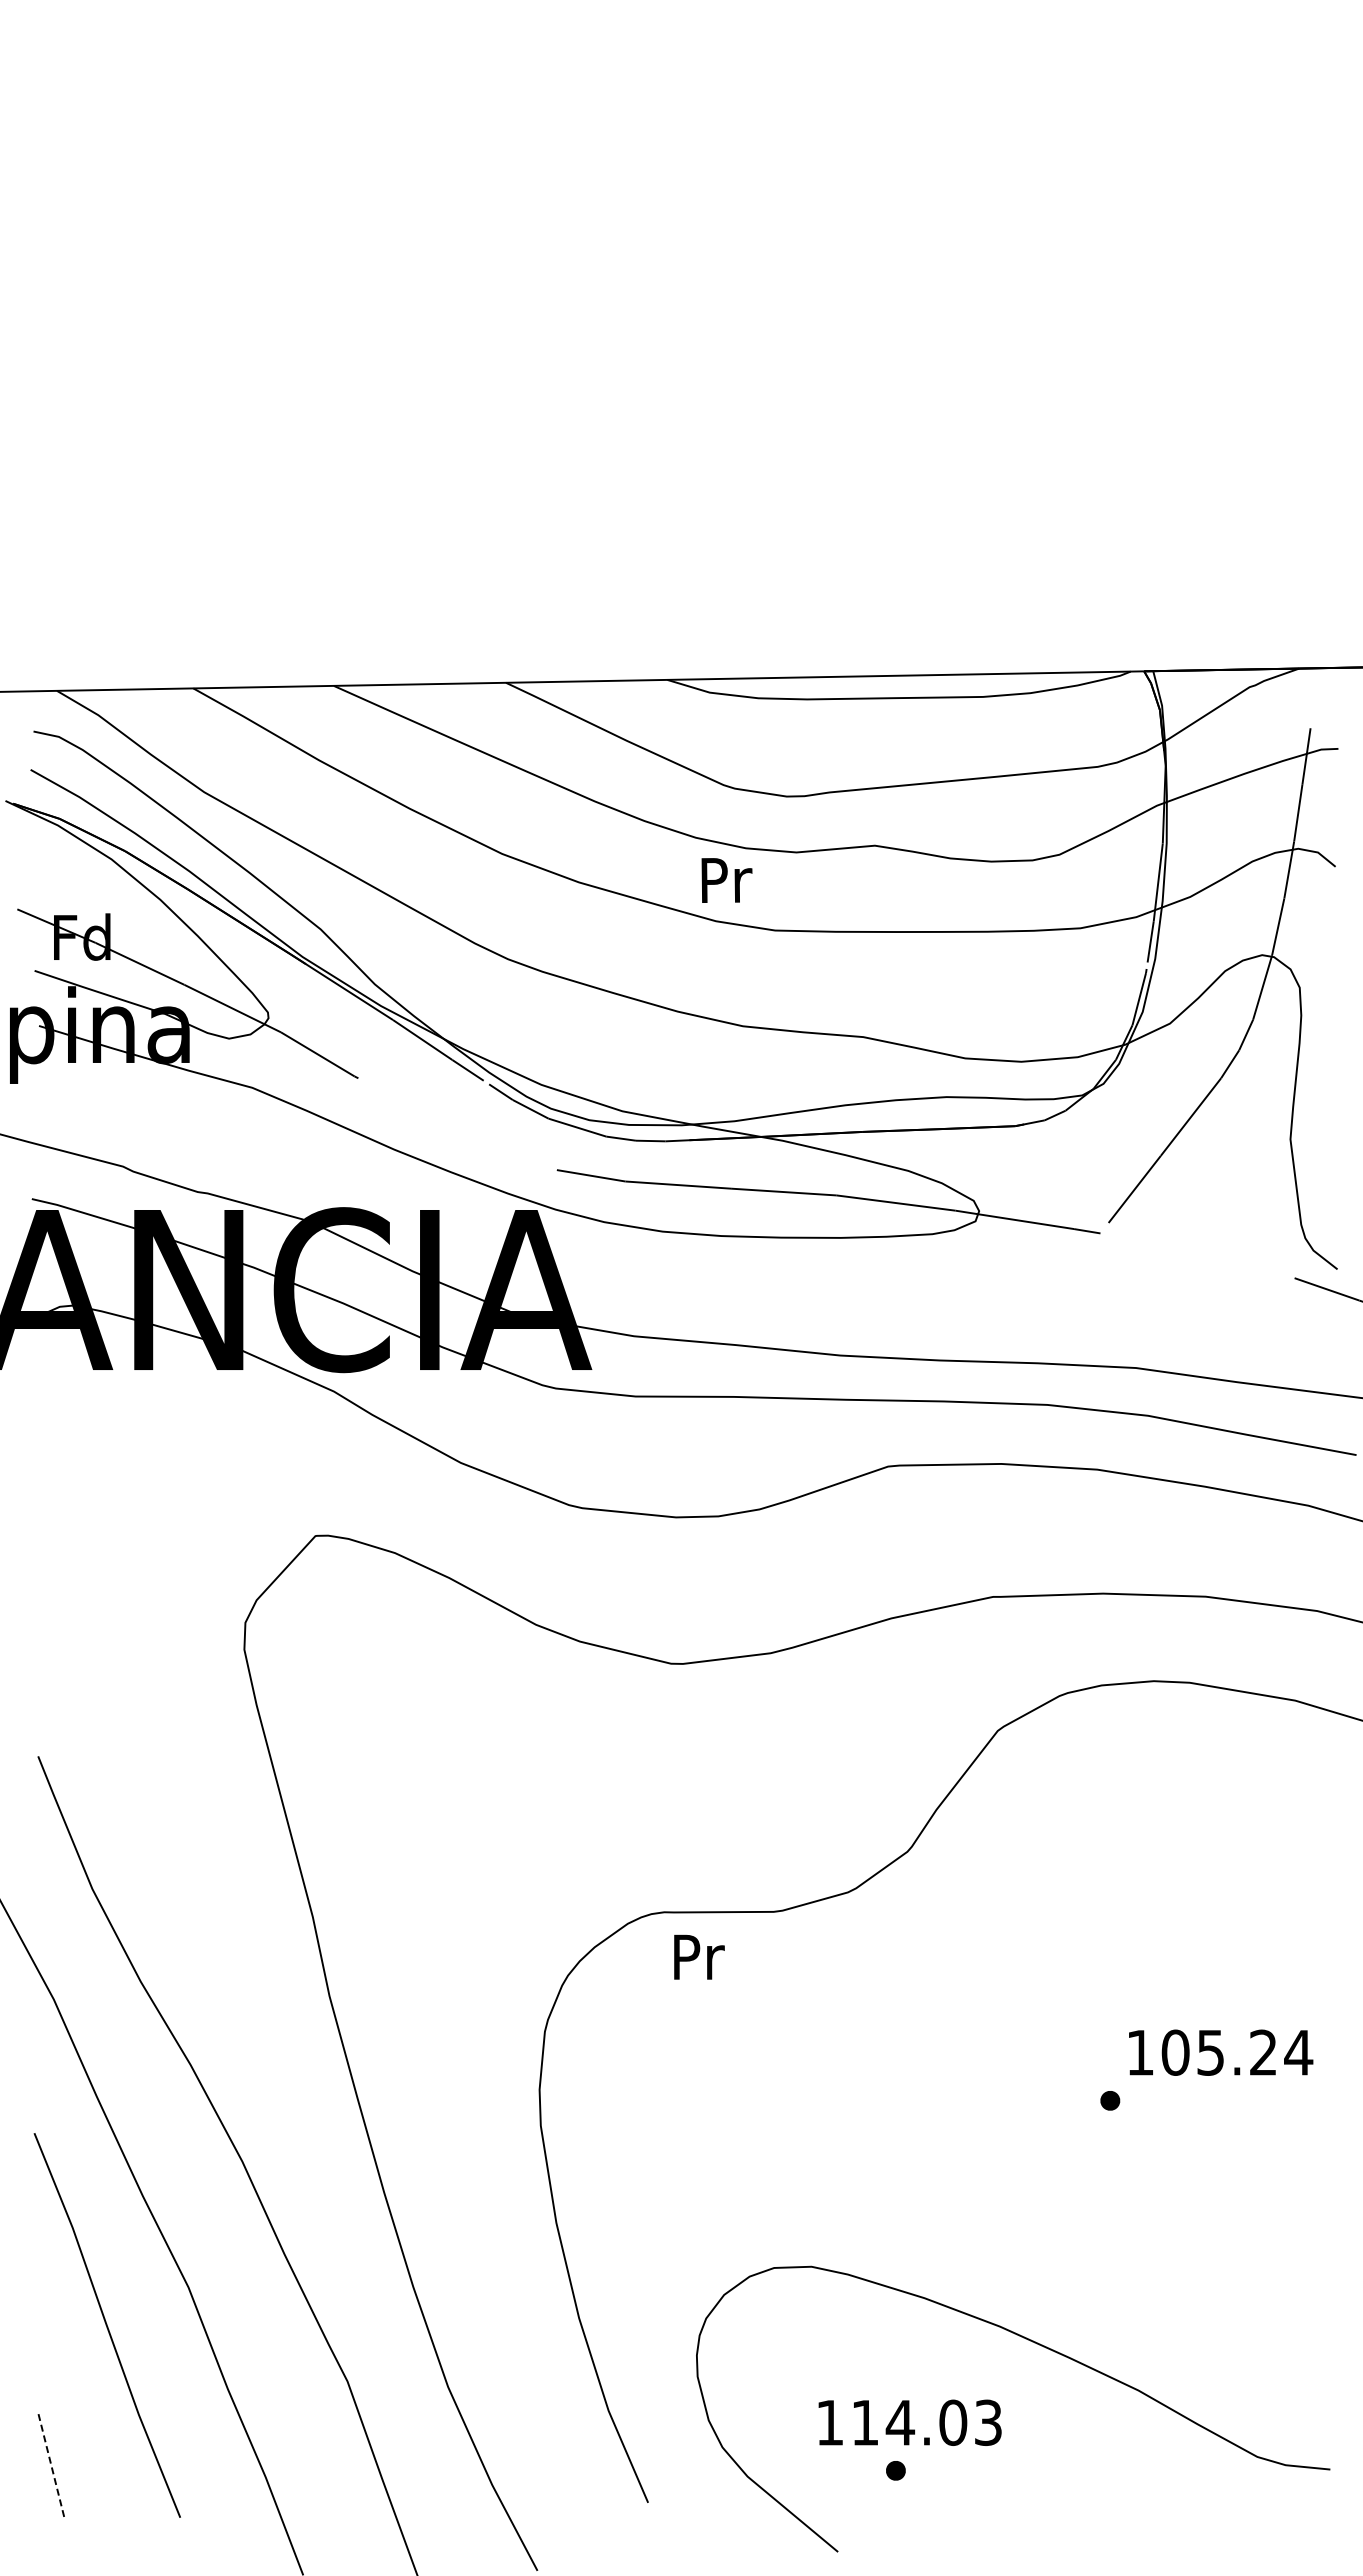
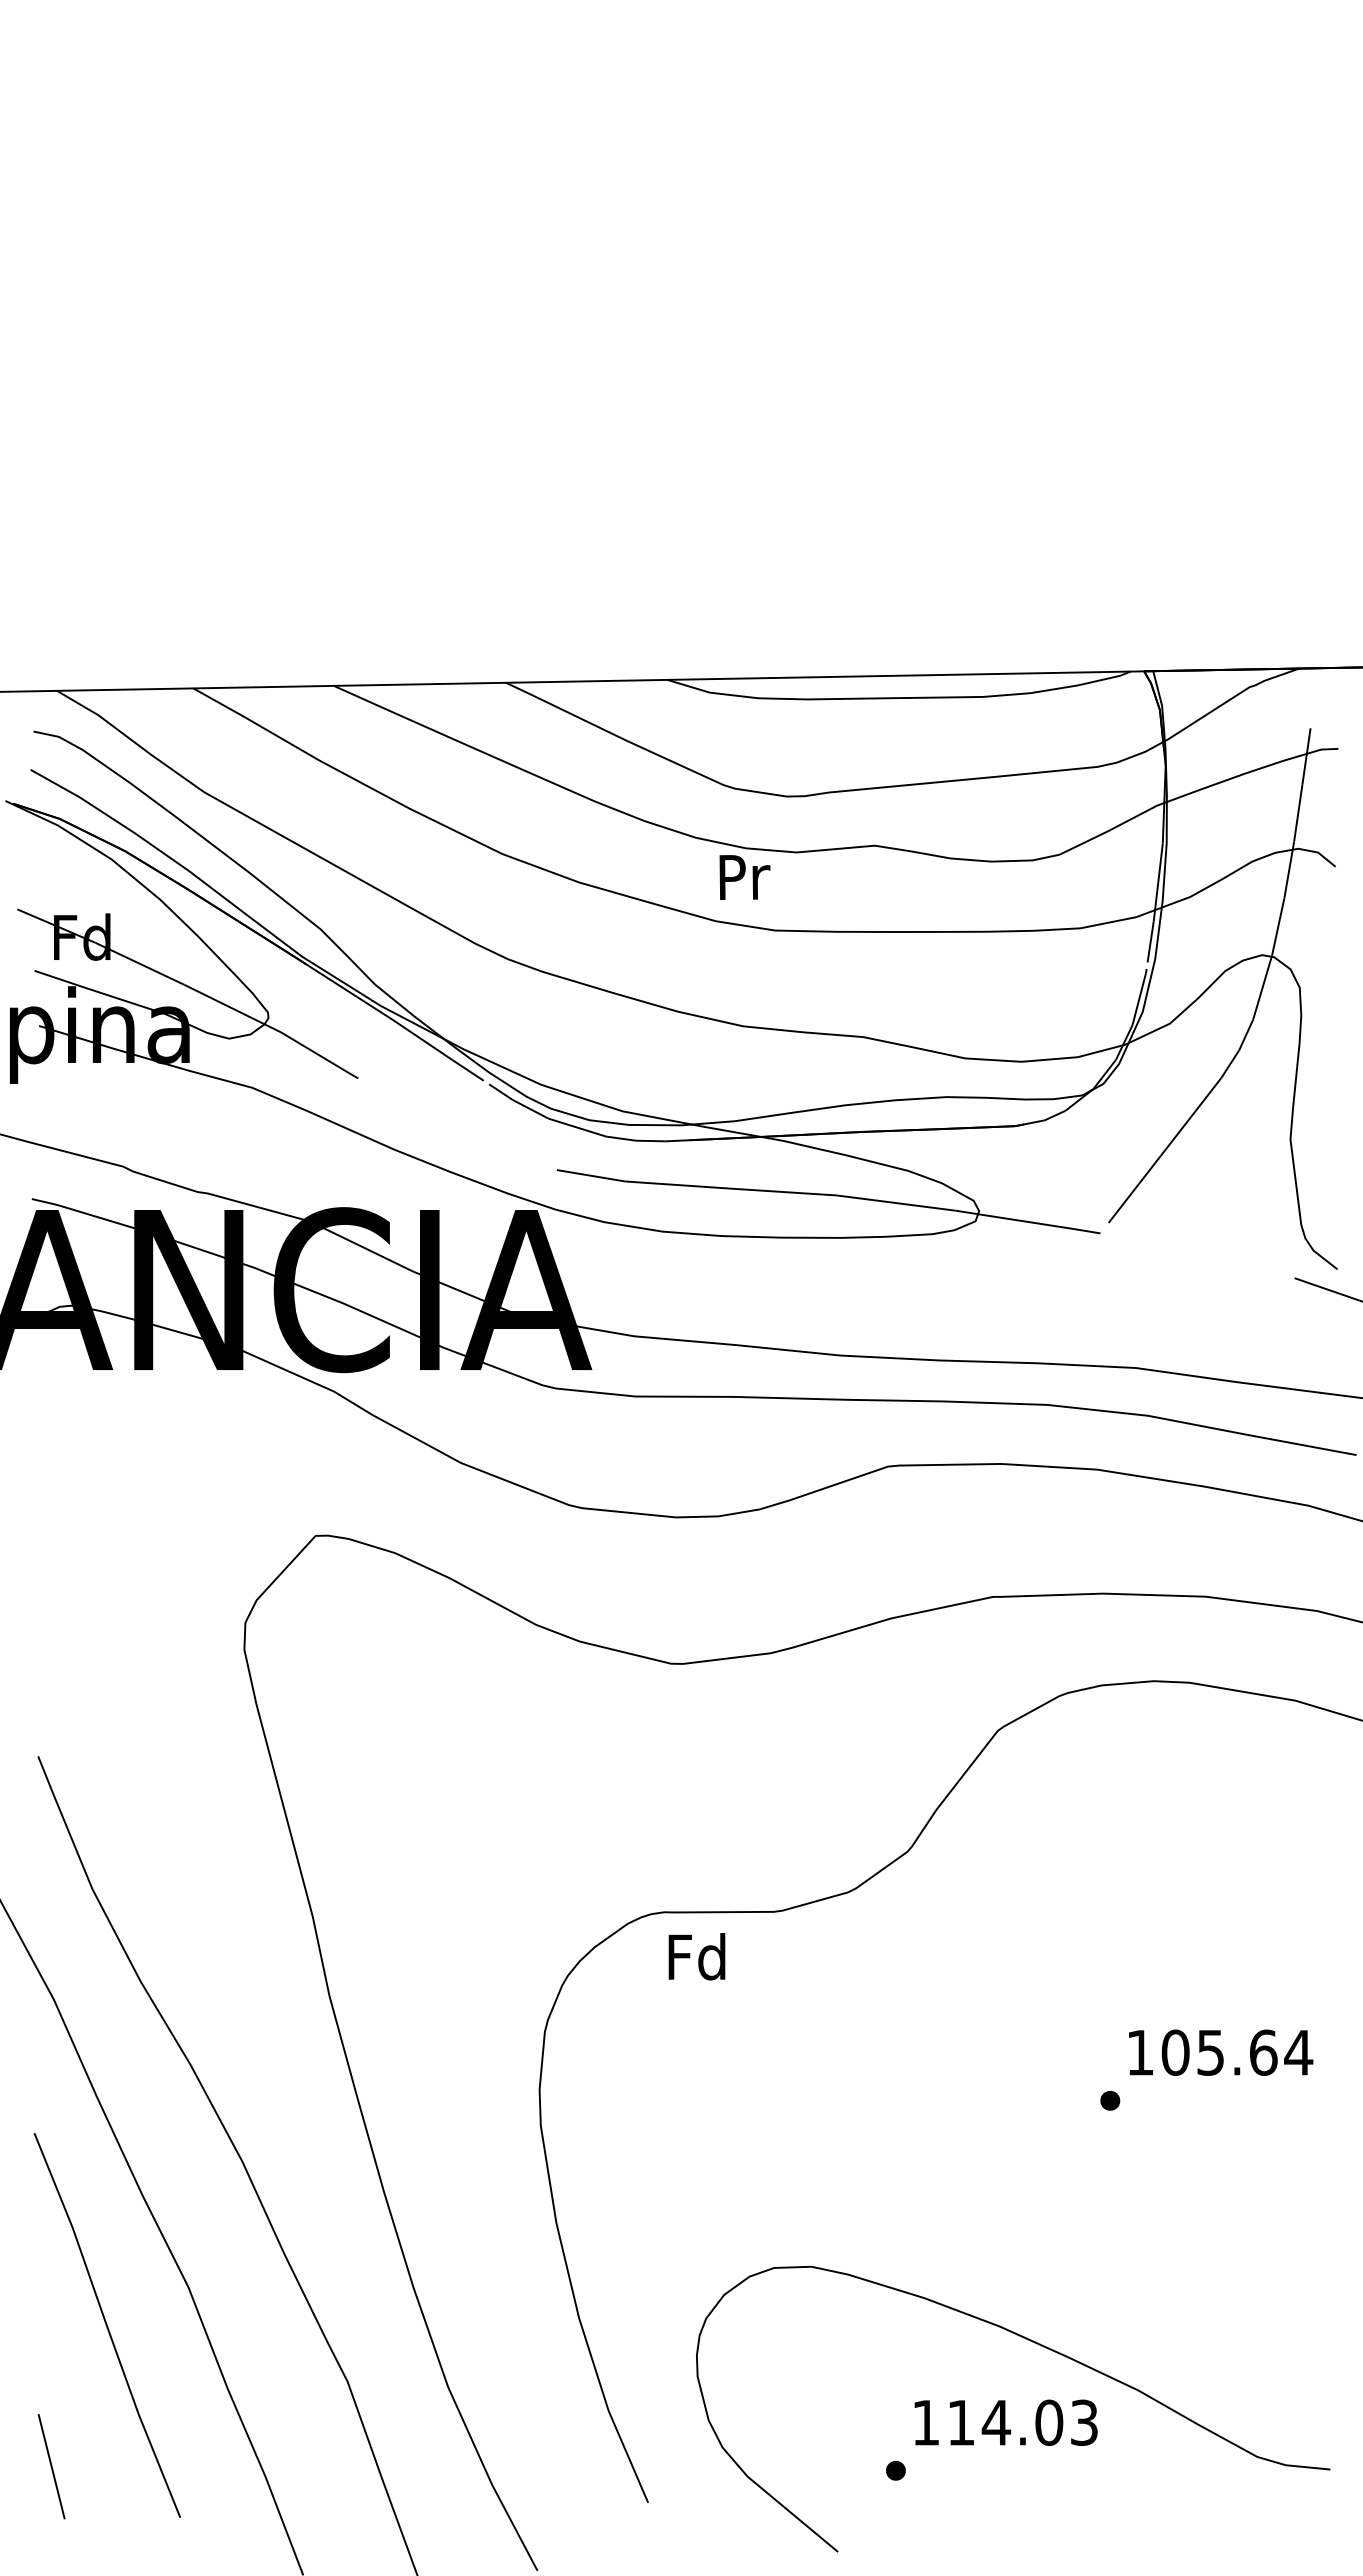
text position: (726, 880) -> (744, 877) (744, 877)
text: Pr -> Fd (696, 1956)
text: 105.24 -> 105.64 (1263, 2052)
text position: (909, 2422) -> (1005, 2422) (1005, 2422)
line: dashed -> solid (51, 2467)
